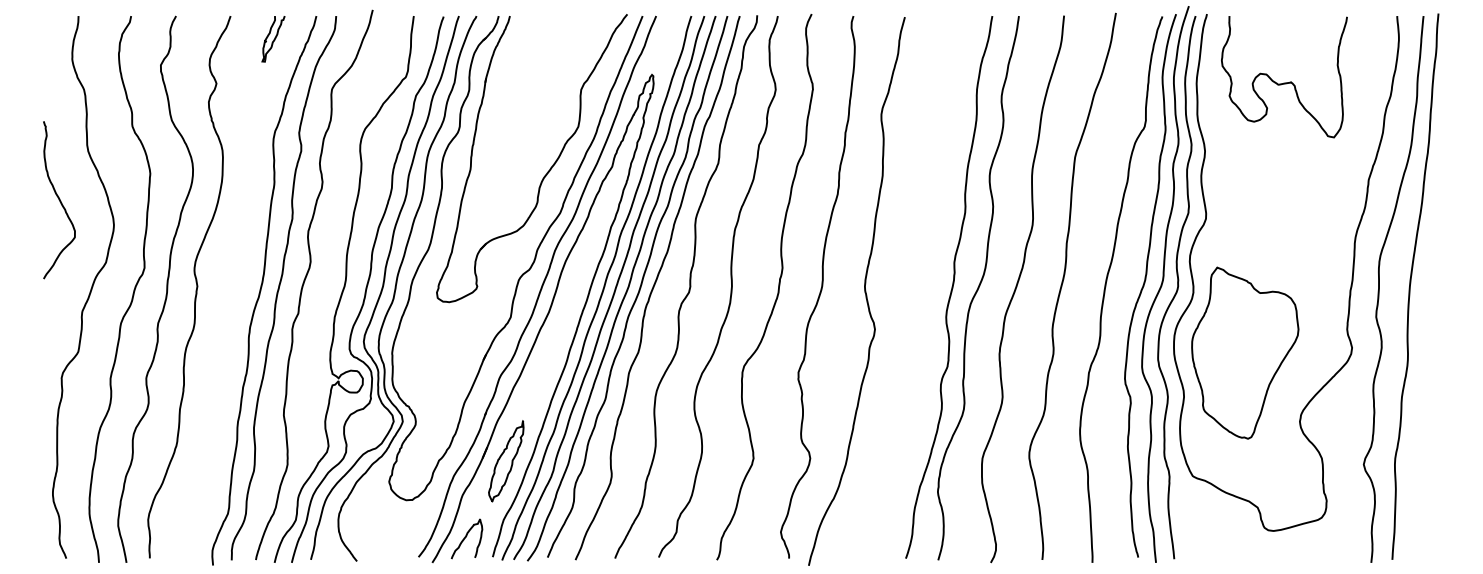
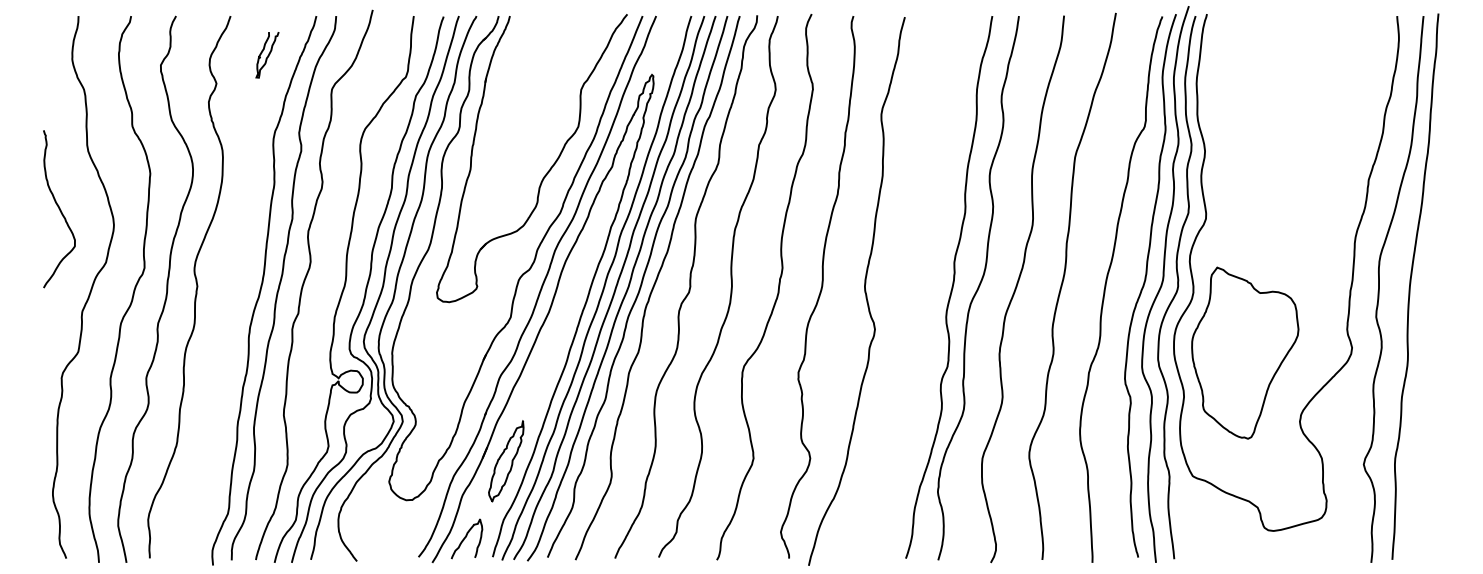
curve position: (273, 39) -> (267, 55) (267, 55)
curve: present -> none (1284, 82)
curve position: (59, 200) -> (59, 209) (59, 209)
